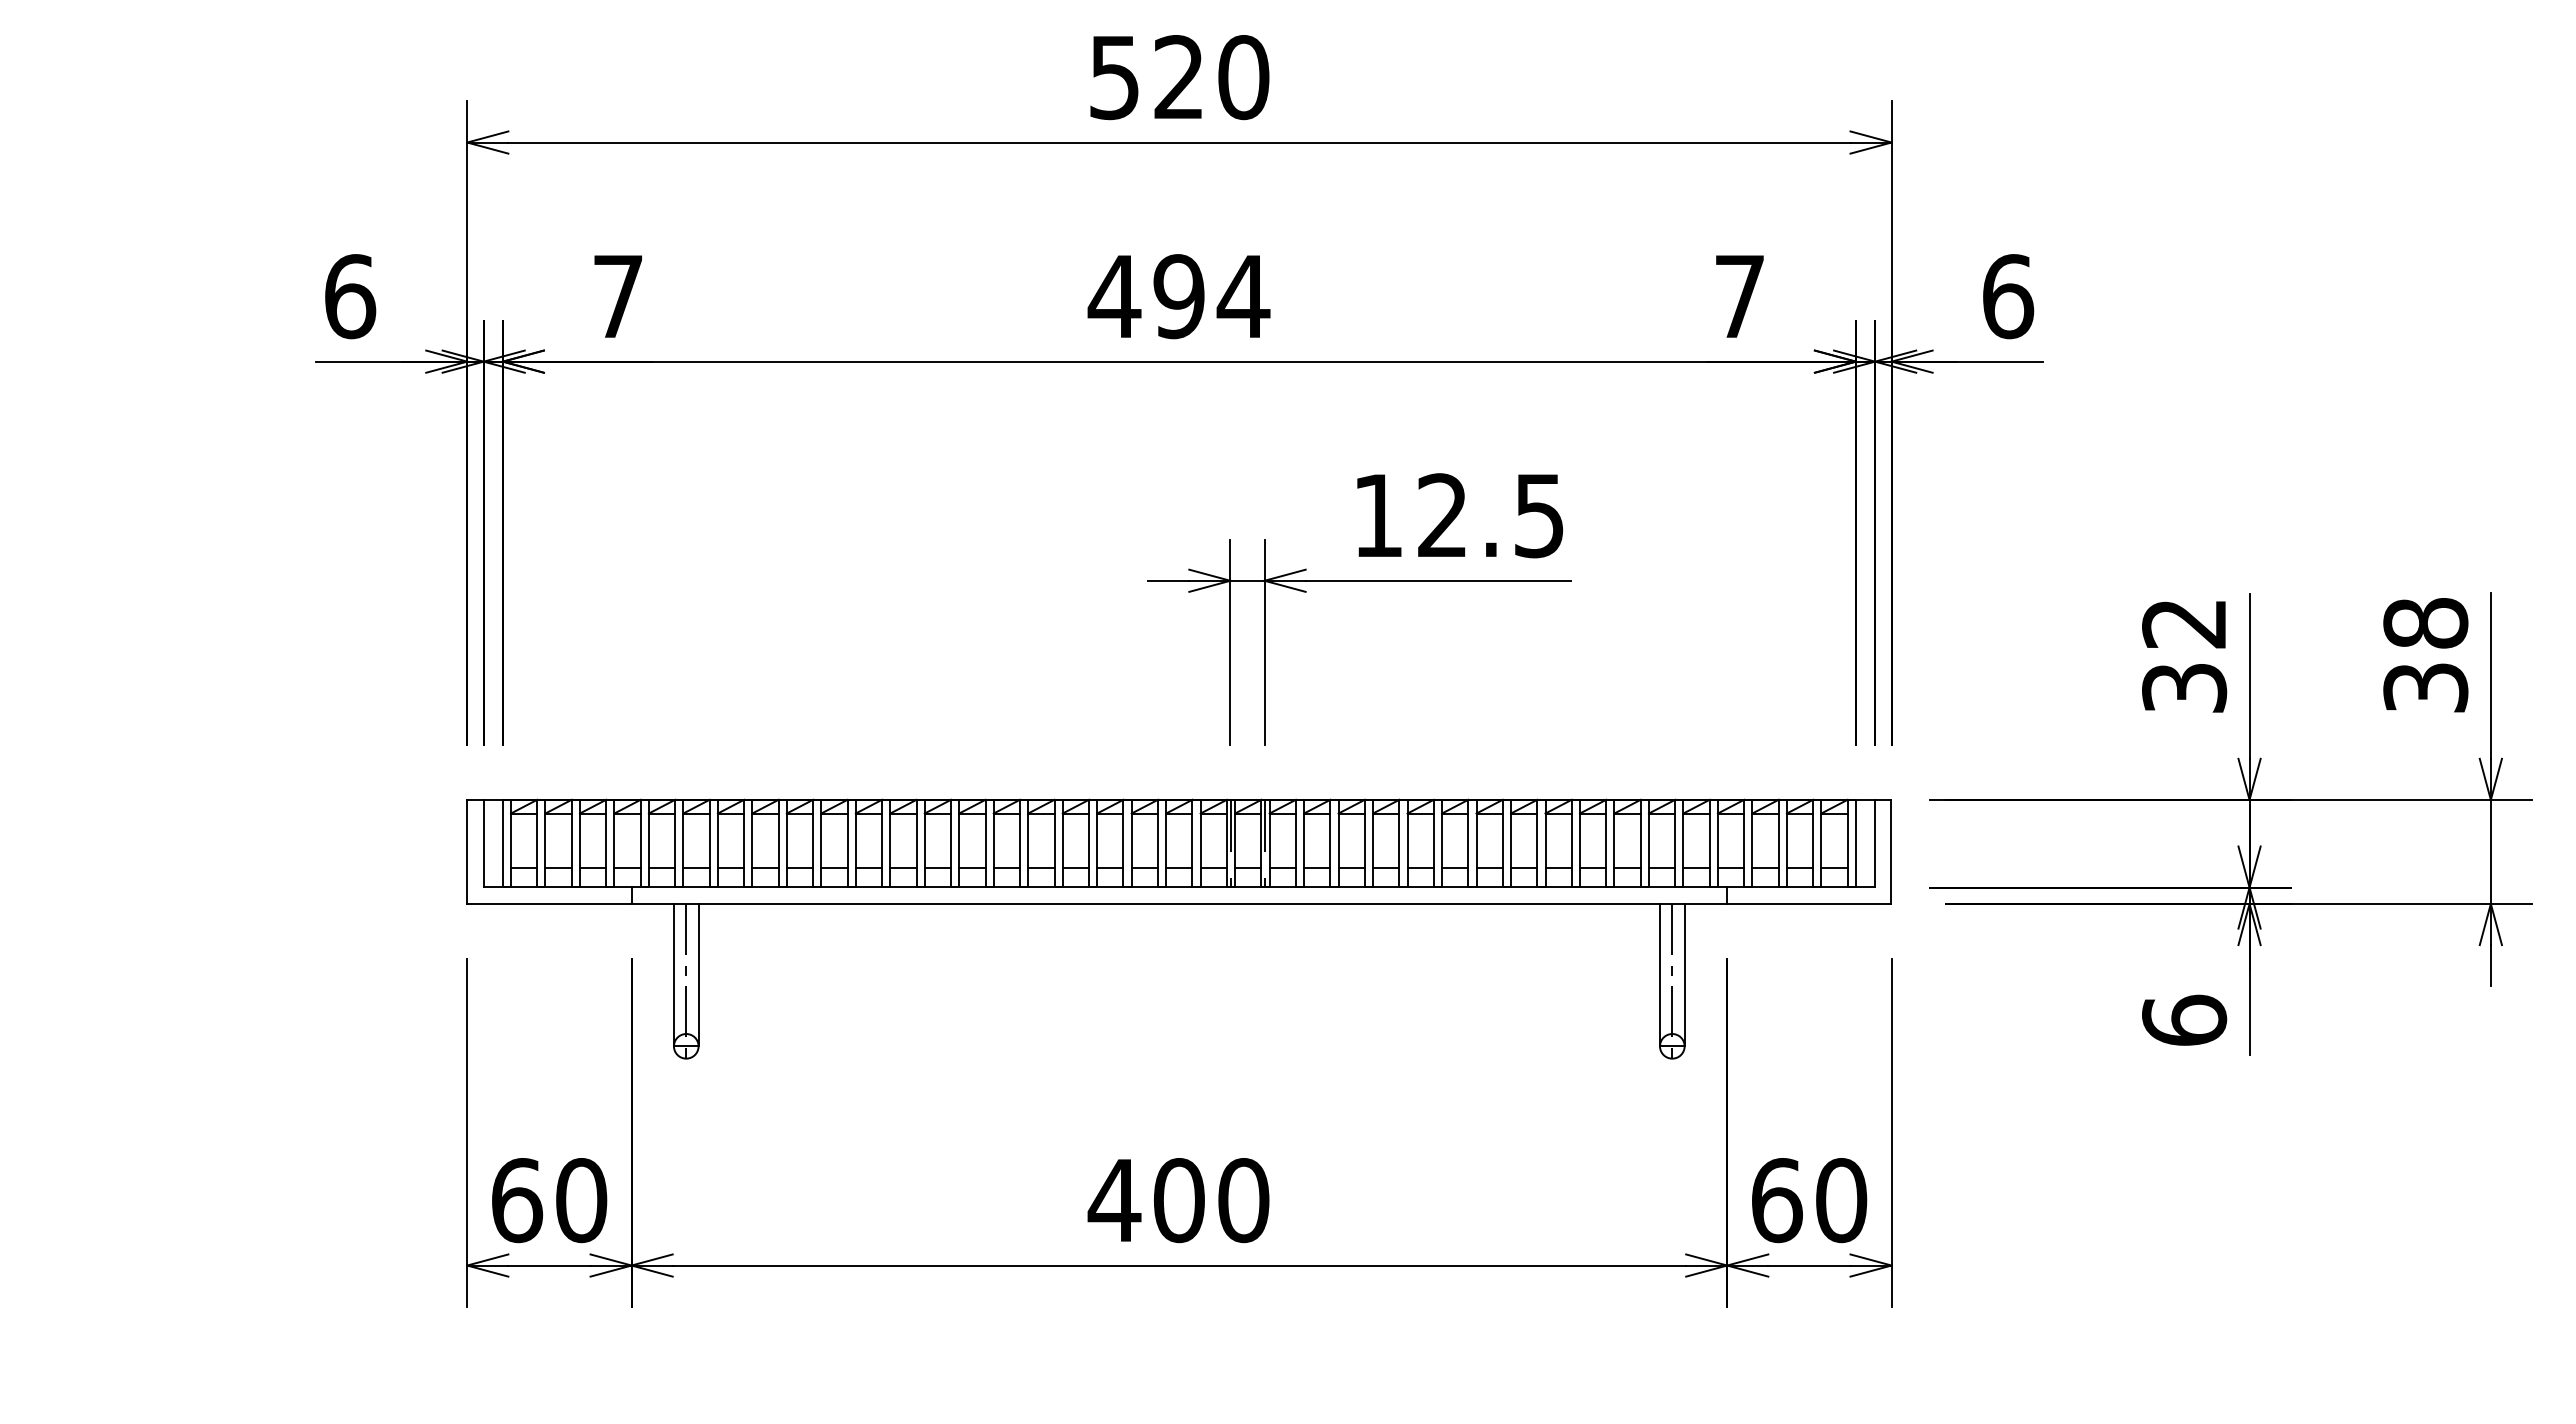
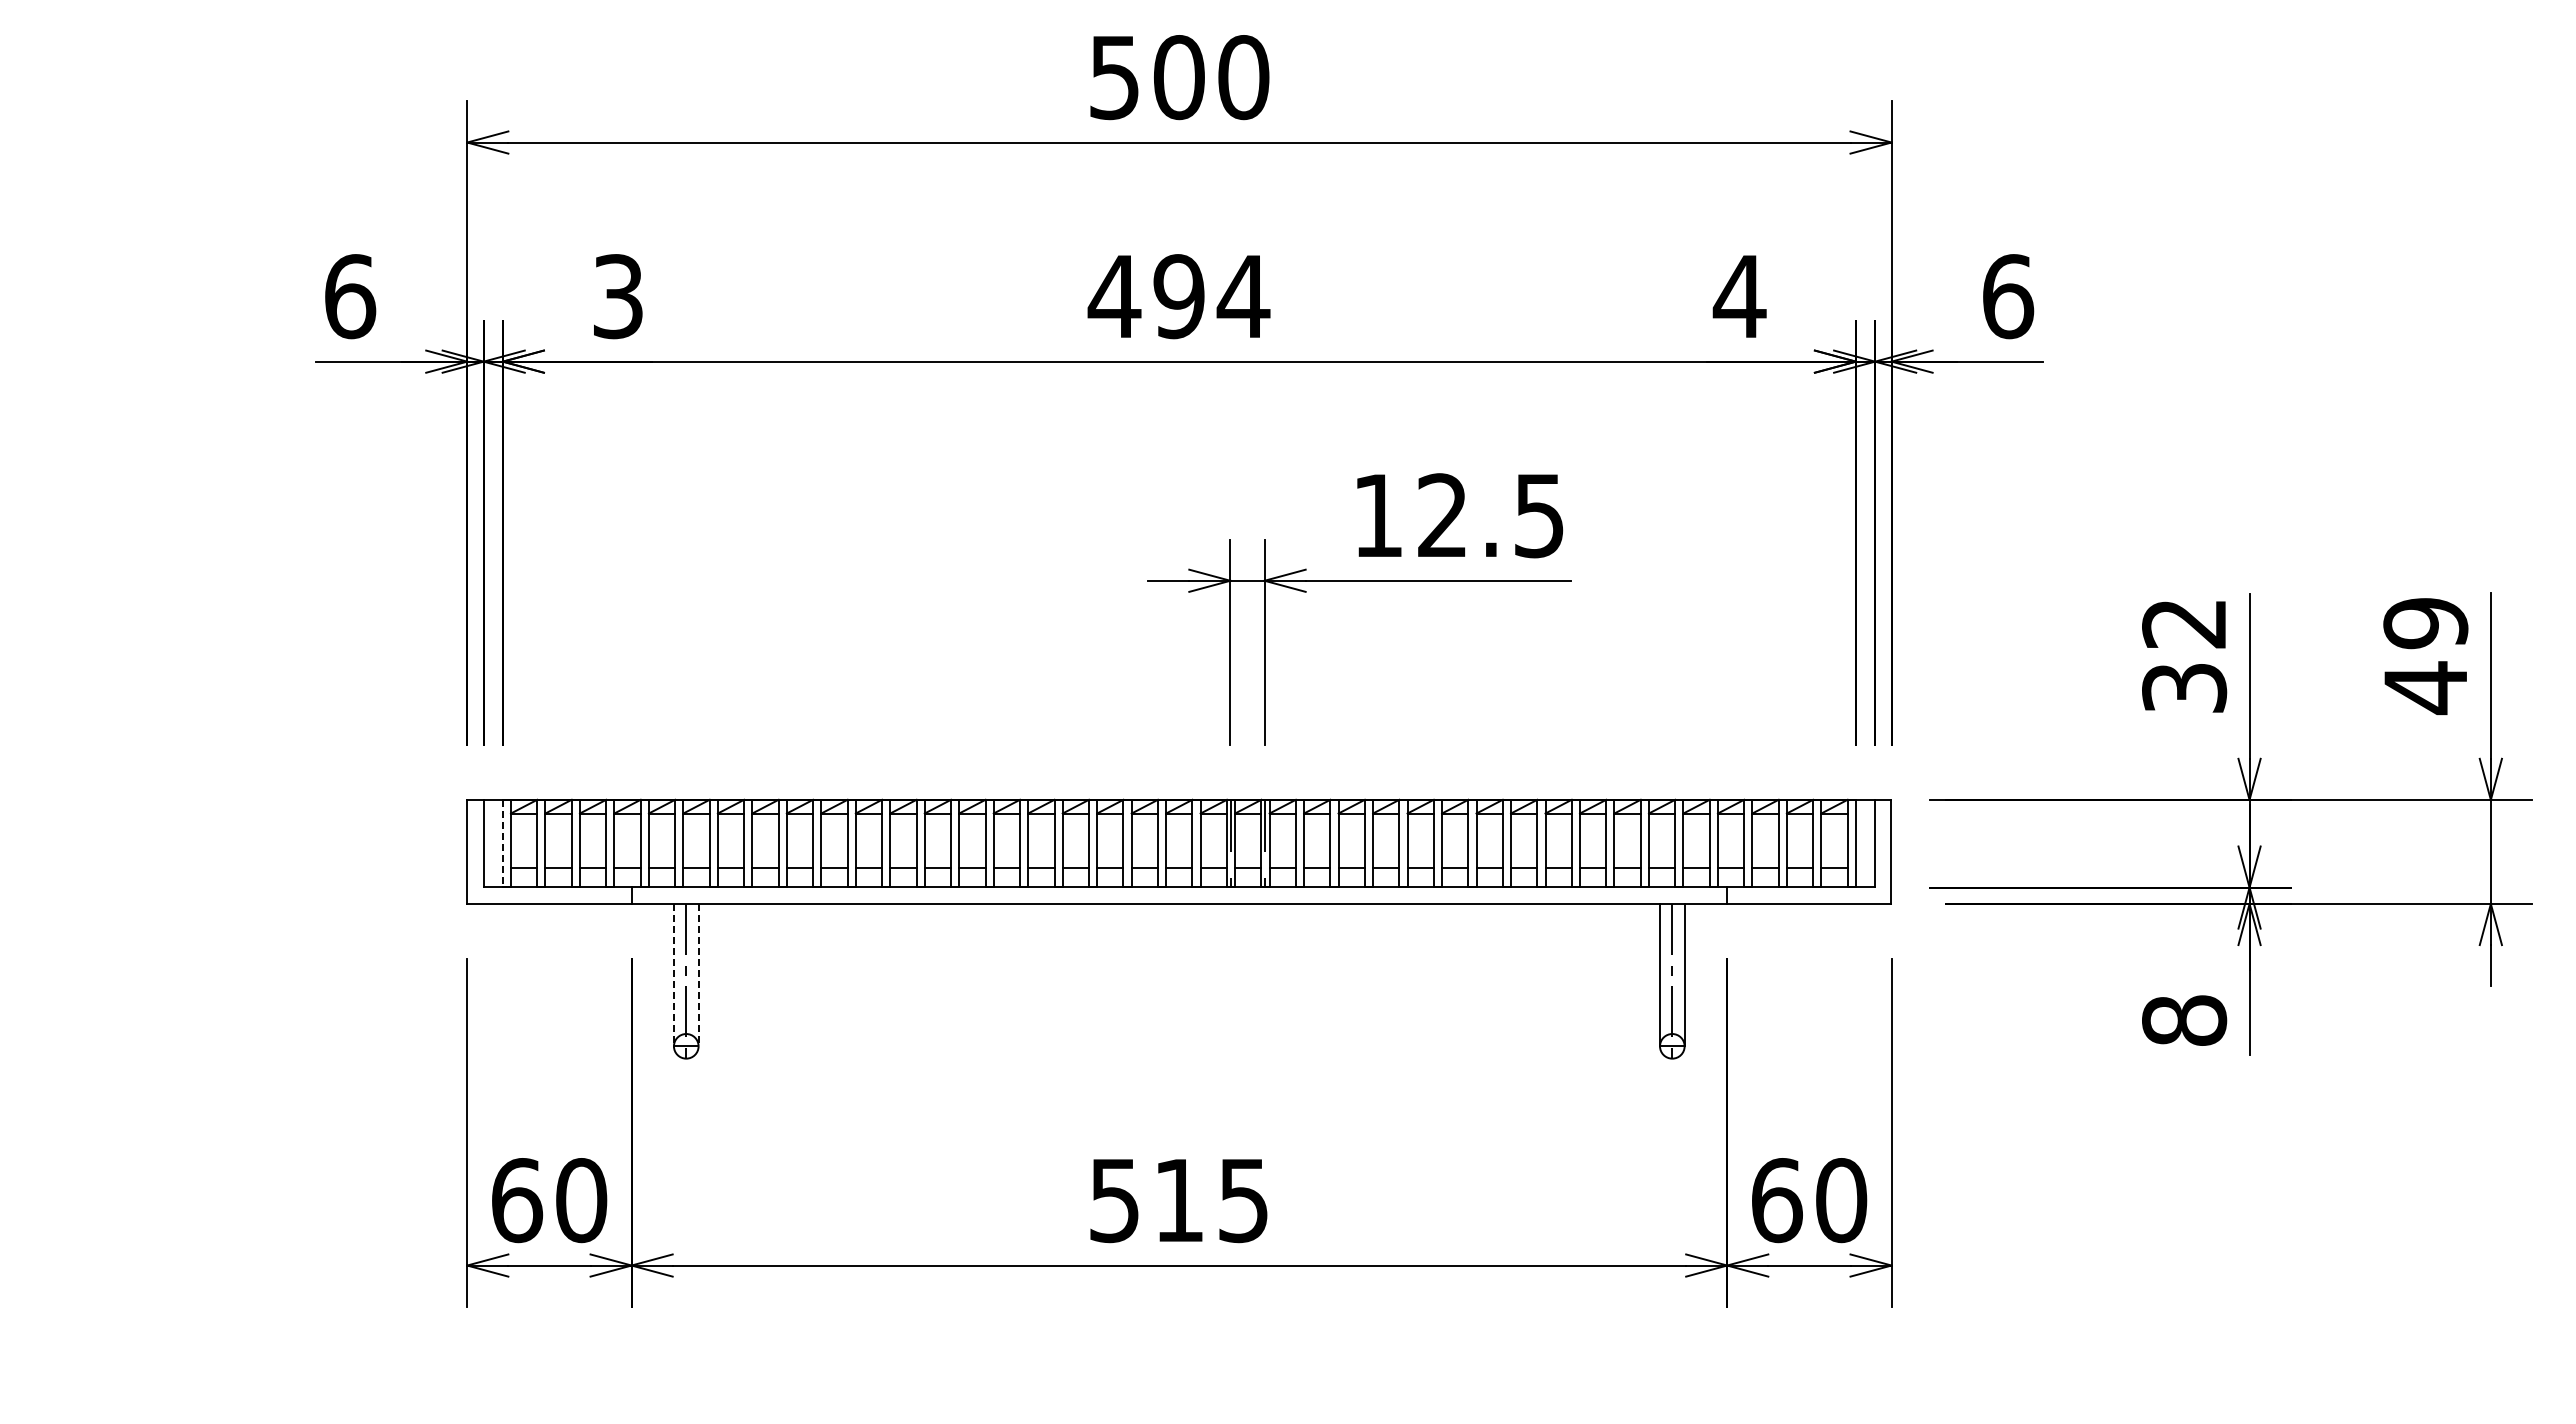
text: 520 -> 500 (1179, 77)
text: 7 -> 3 (618, 296)
text: 7 -> 4 (1739, 296)
text: 38 -> 49 (2425, 656)
line: solid -> dashed (502, 843)
line: solid -> dashed (673, 975)
line: solid -> dashed (698, 975)
text: 6 -> 8 (2184, 1019)
text: 400 -> 515 (1178, 1200)
